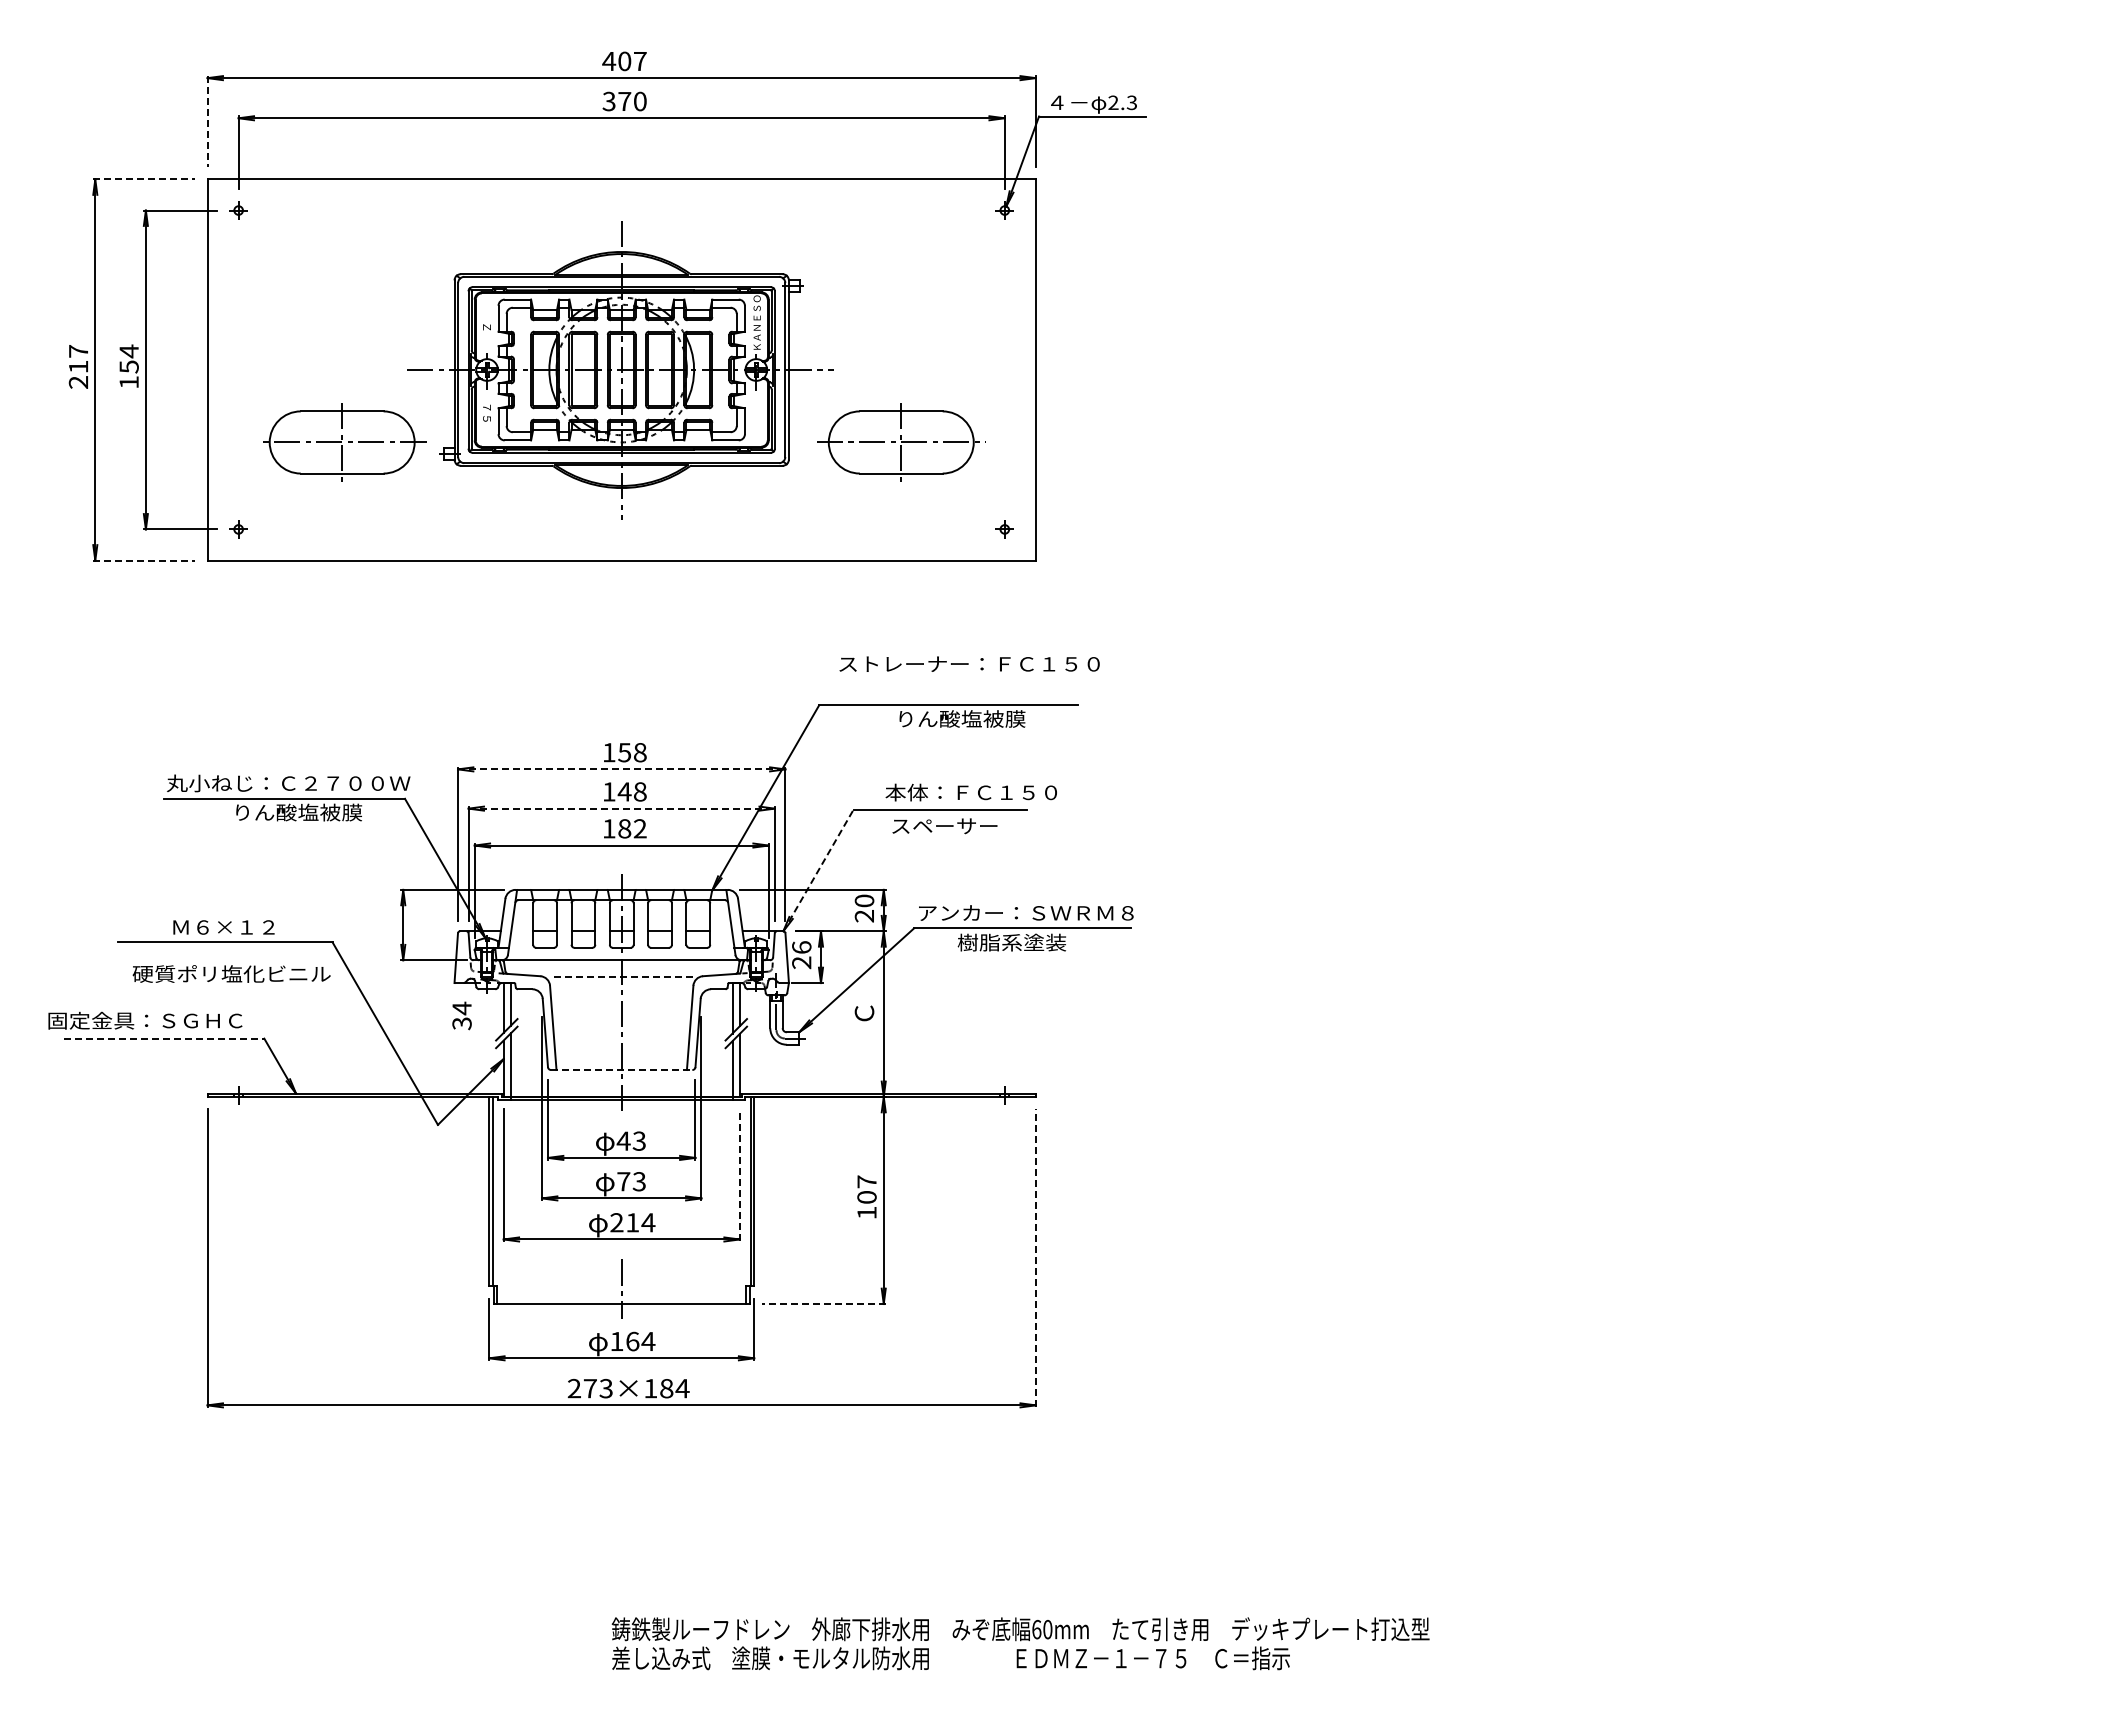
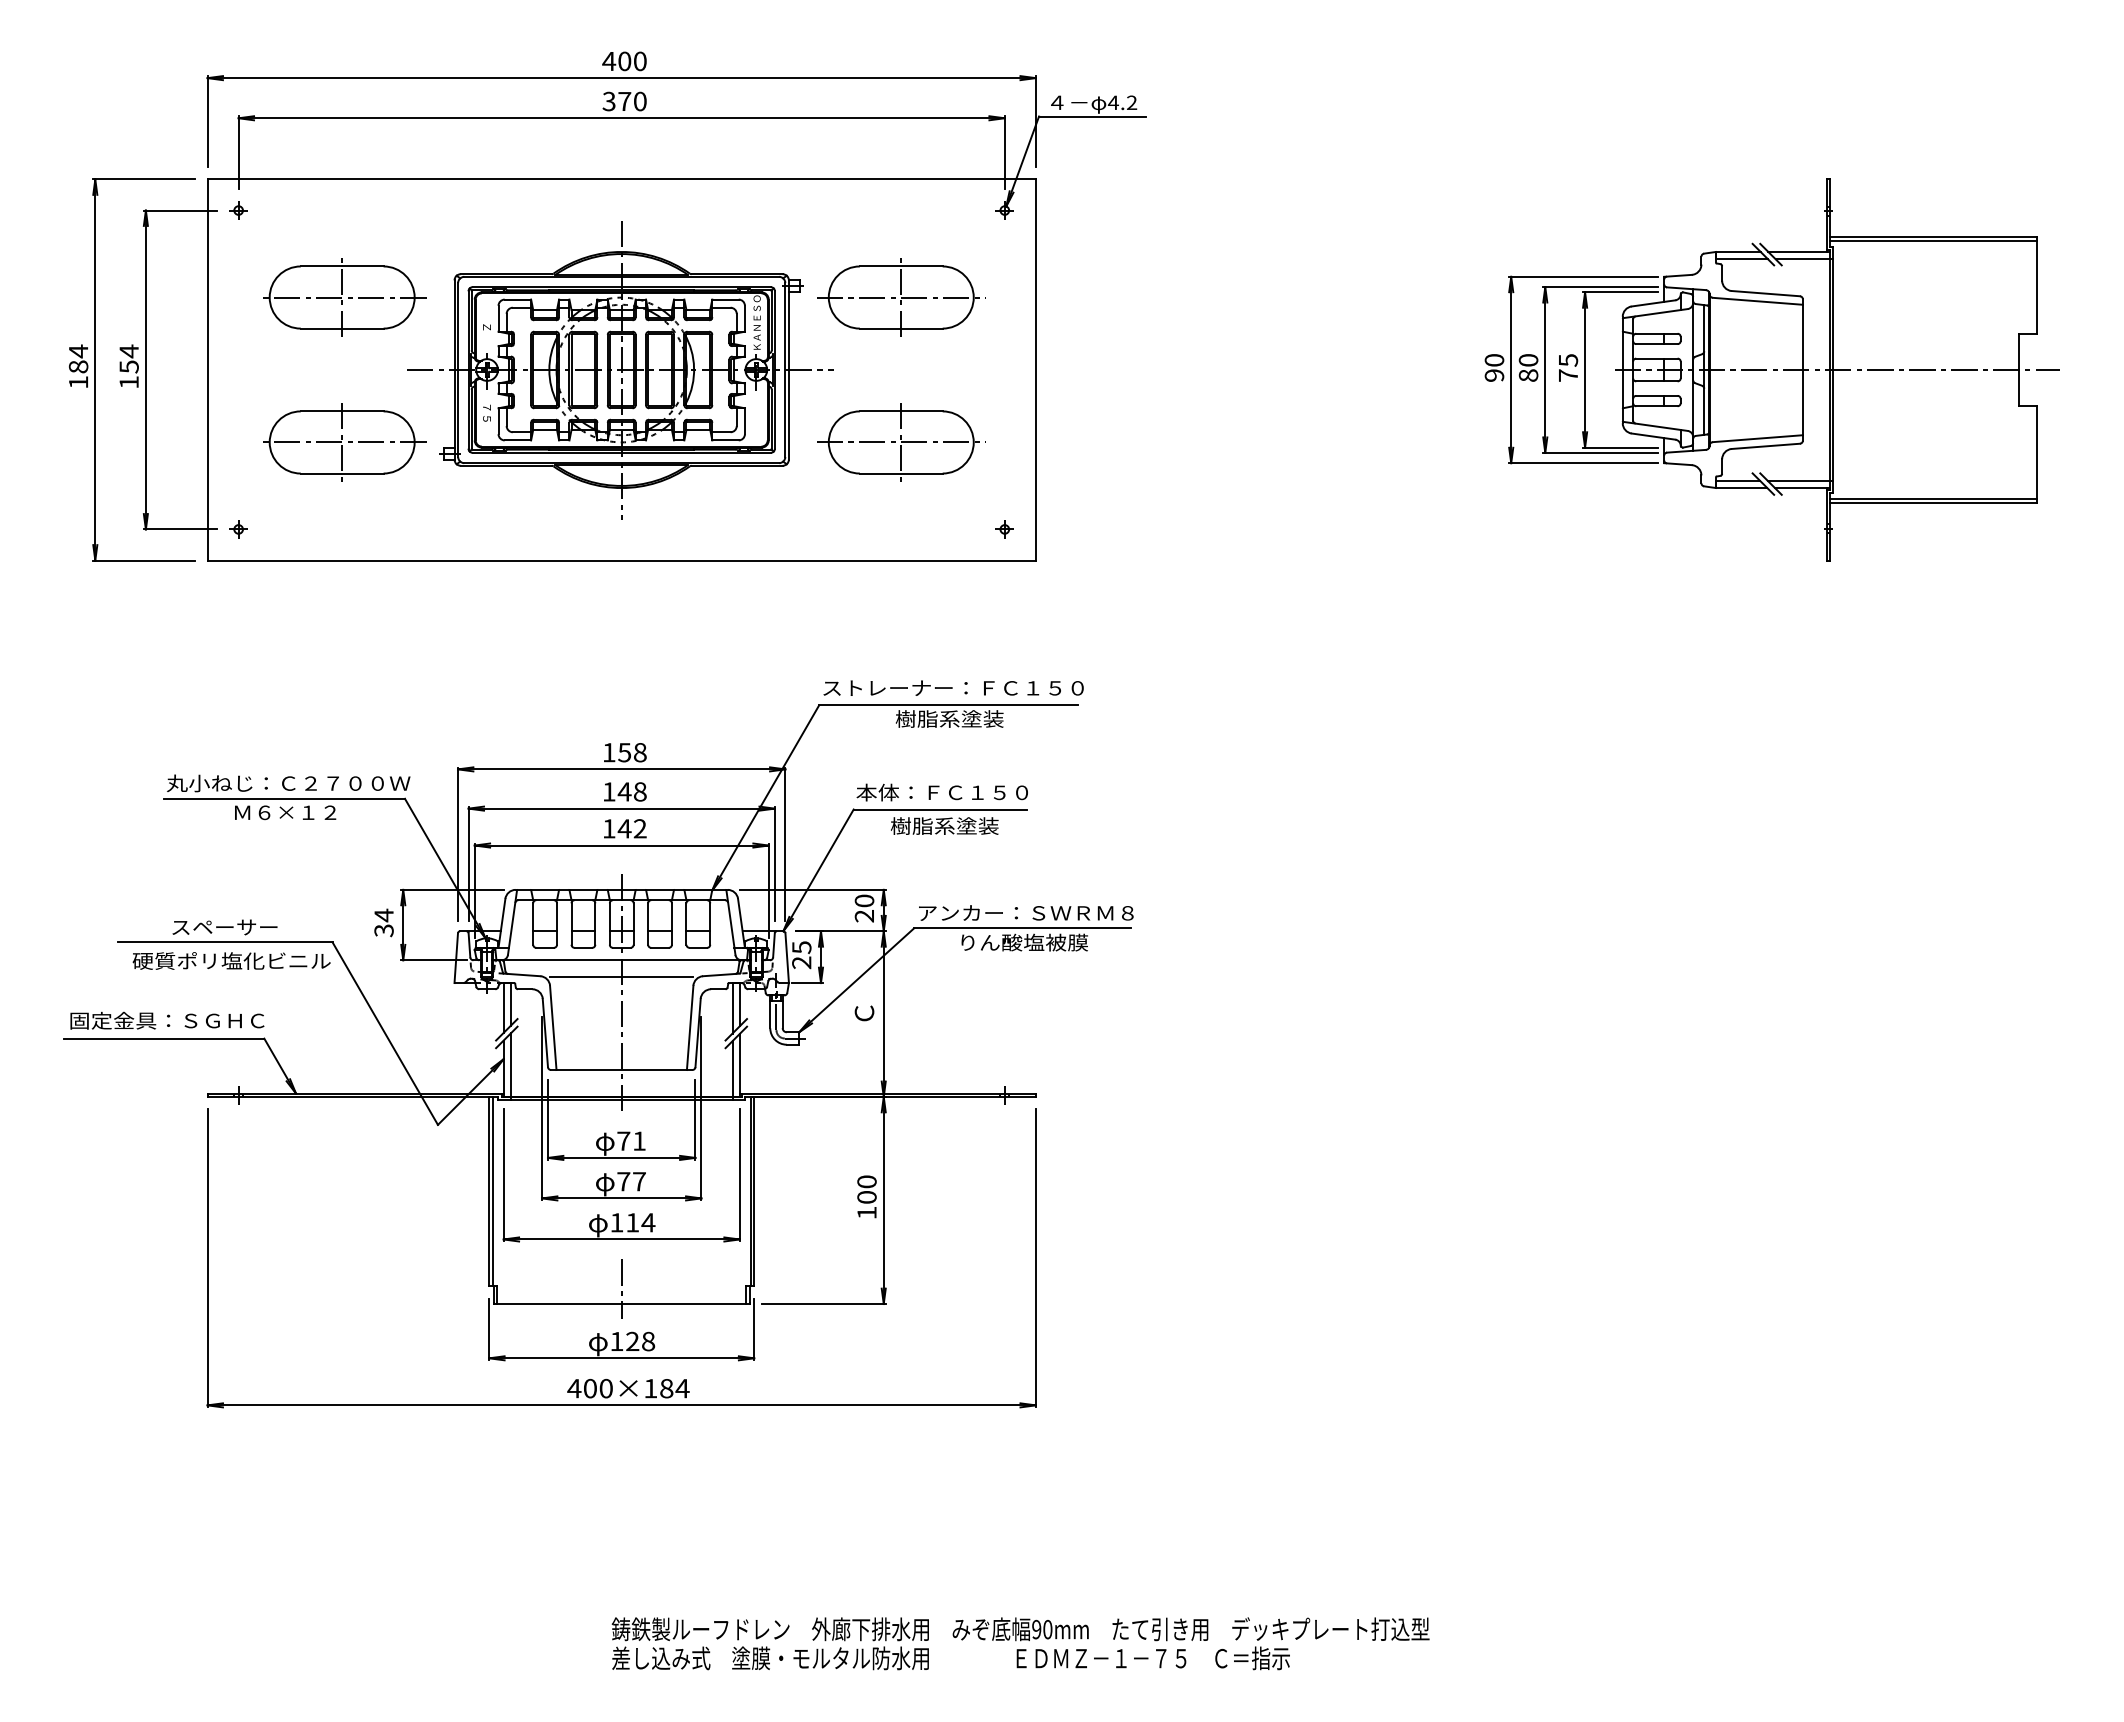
text: 407 -> 400 (640, 61)
text: 2.3 -> 4.2 (1122, 102)
line: dashed -> solid (207, 122)
line: dashed -> solid (144, 179)
part: none -> present (344, 297)
part: none -> present (901, 297)
text: 217 -> 184 (78, 366)
part: none -> present (1771, 369)
line: dashed -> solid (144, 560)
text position: (969, 663) -> (953, 687) (953, 687)
text: りん酸塩被膜 -> 樹脂系塗装 (960, 718)
line: dashed -> solid (621, 769)
text position: (970, 792) -> (941, 792) (941, 792)
line: dashed -> solid (622, 808)
text: りん酸塩被膜 -> Ｍ６×１２ (298, 812)
text: スペーサー -> 樹脂系塗装 (944, 825)
text: 182 -> 142 (624, 828)
line: dashed -> solid (818, 869)
text: Ｍ６×１２ -> スペーサー (224, 927)
text: 樹脂系塗装 -> りん酸塩被膜 (1022, 942)
text: 26 -> 25 (801, 947)
text position: (231, 973) -> (231, 960) (231, 960)
line: dashed -> solid (621, 976)
text position: (461, 1015) -> (383, 922) (383, 922)
text position: (145, 1020) -> (167, 1020) (167, 1020)
line: dashed -> solid (164, 1038)
line: dashed -> solid (621, 1070)
text: 43 -> 71 (630, 1140)
line: dashed -> solid (739, 1175)
text: 73 -> 77 (638, 1181)
text: 107 -> 100 (866, 1181)
text: 214 -> 114 (616, 1222)
line: dashed -> solid (1035, 1258)
line: dashed -> solid (823, 1304)
text: 164 -> 128 (640, 1341)
text: 273×184 -> 400×184 (589, 1388)
text: 60mm -> 90mm (1036, 1629)
